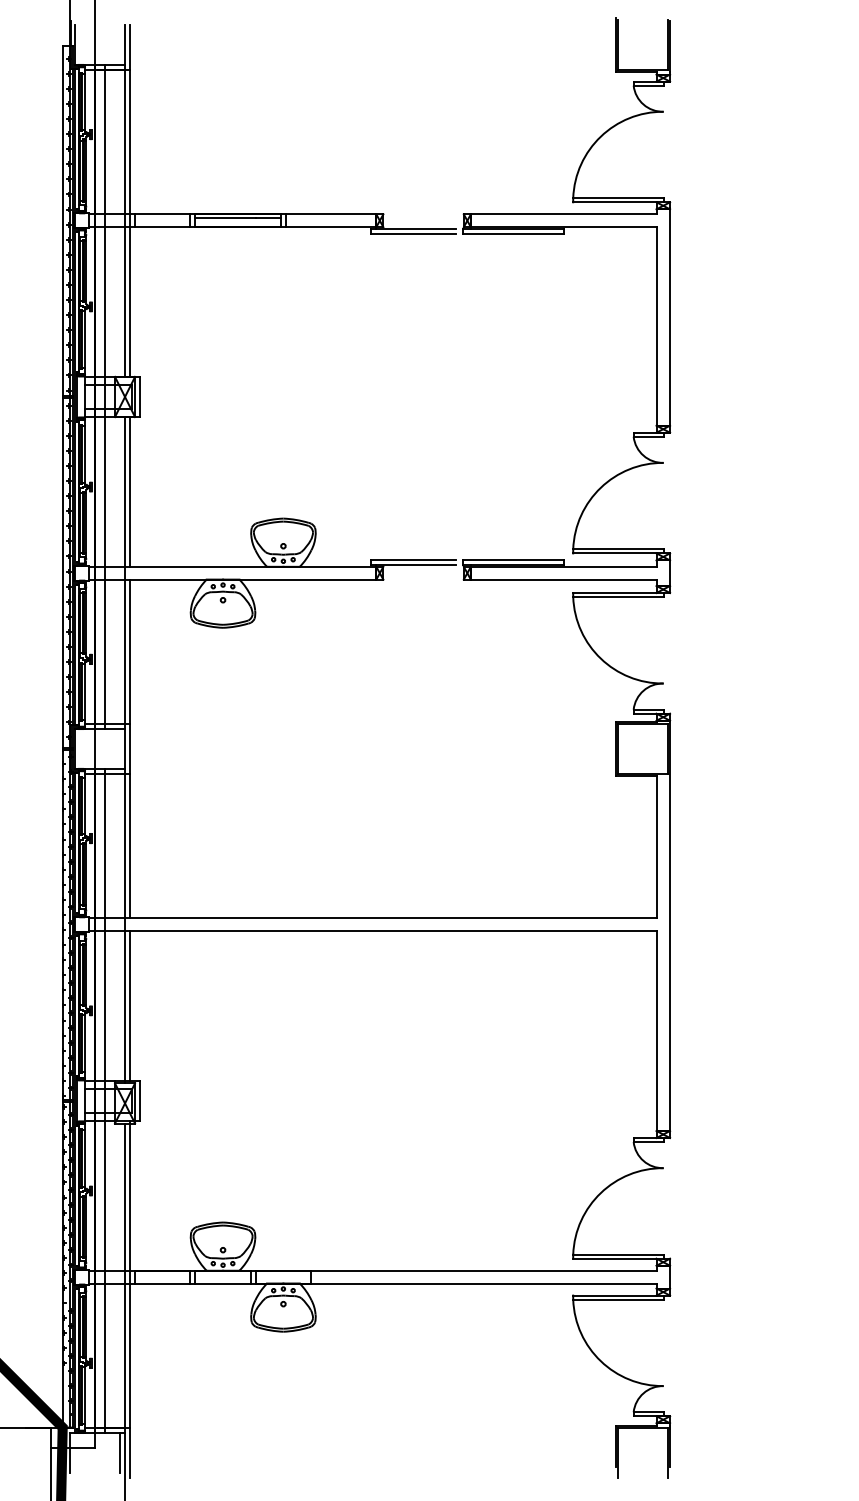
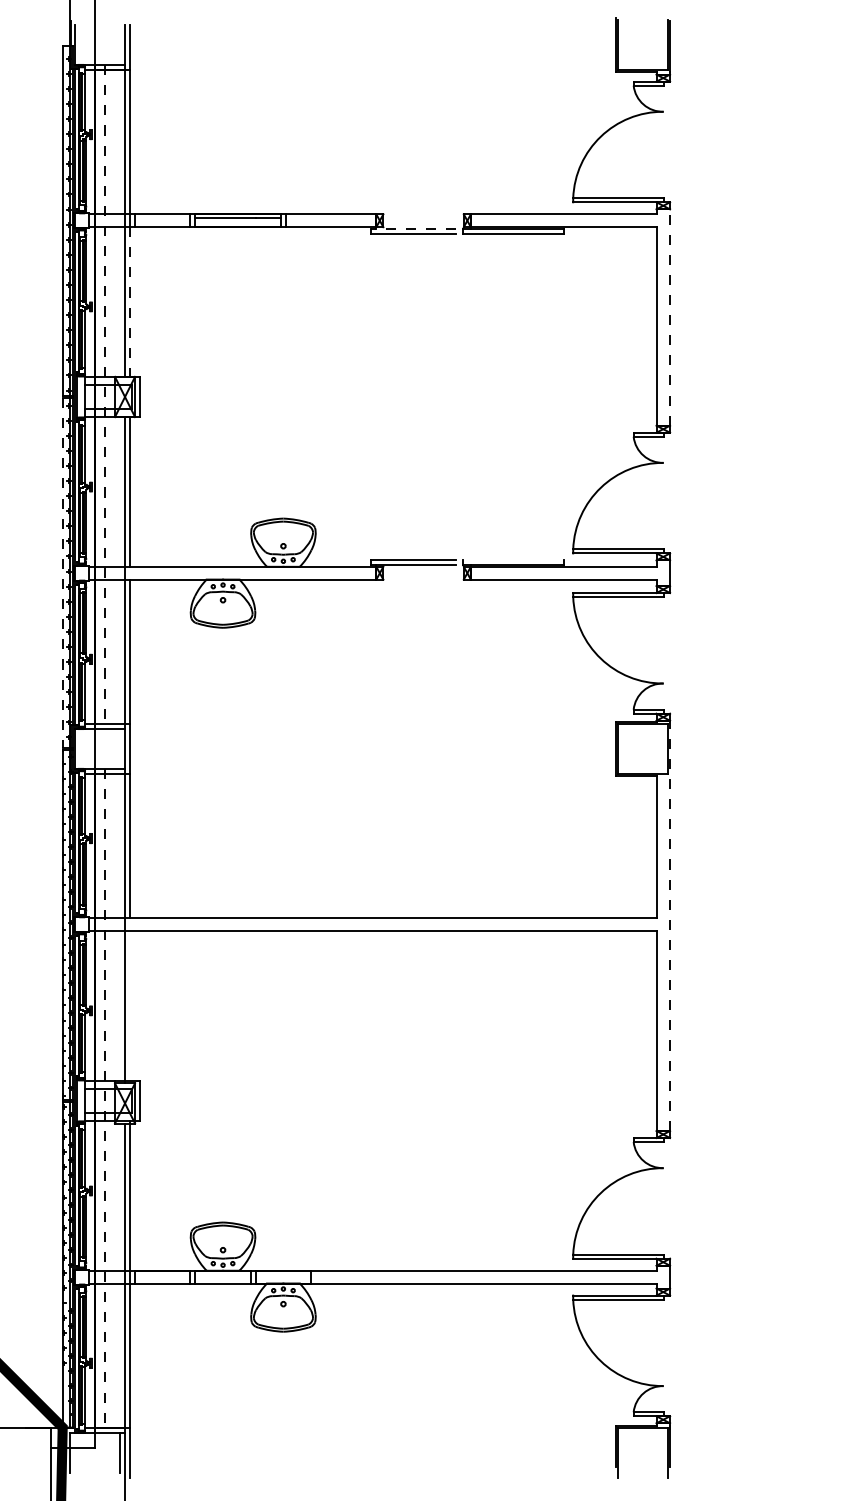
line: solid -> dashed (413, 228)
line: solid -> dashed (130, 301)
line: solid -> dashed (670, 316)
line: solid -> dashed (104, 396)
line: present -> none (512, 559)
line: solid -> dashed (62, 572)
line: solid -> dashed (670, 925)
line: present -> none (130, 1005)
line: solid -> dashed (104, 1100)
